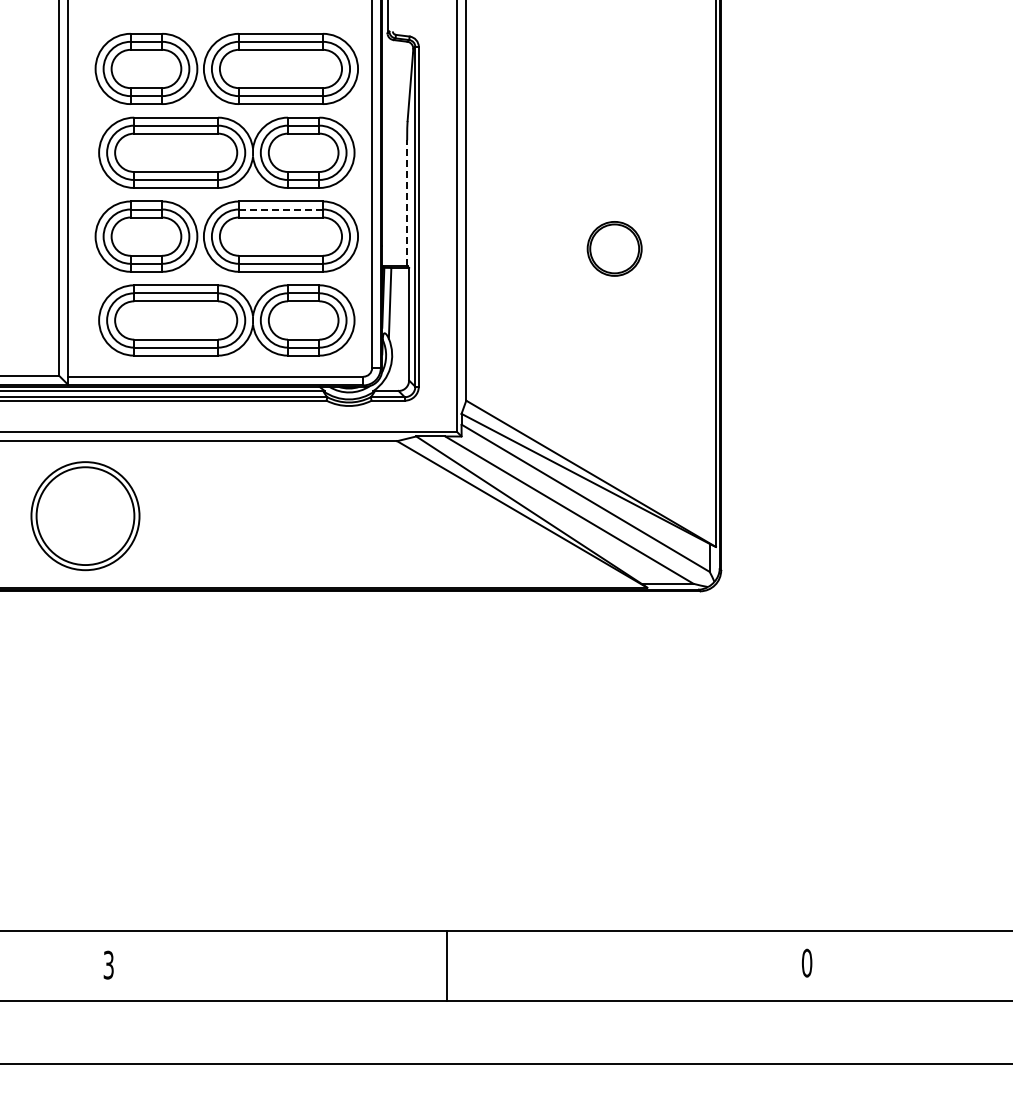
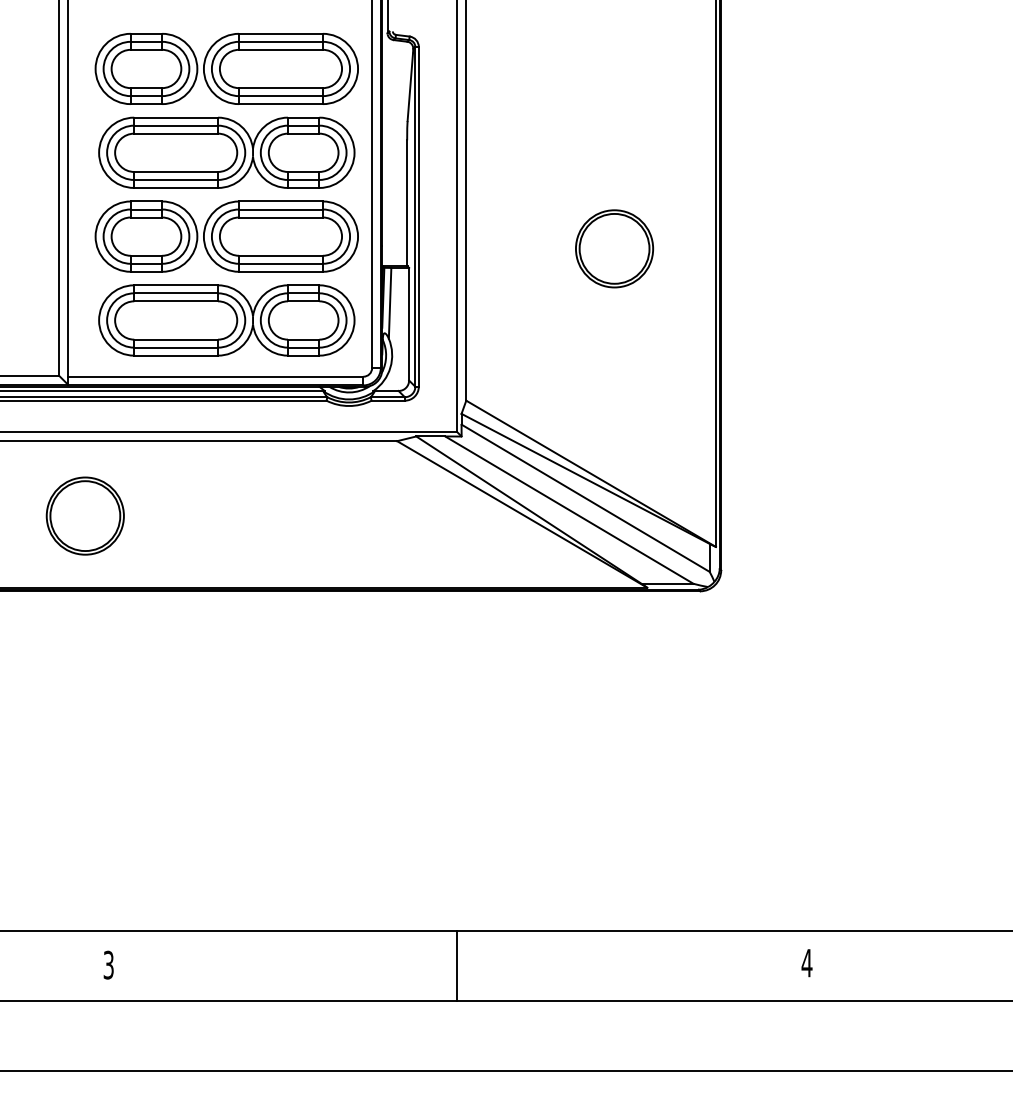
line: dashed -> solid (407, 202)
line: dashed -> solid (280, 209)
part size: 57x56 px -> 80x80 px (614, 248)
part size: 111x111 px -> 80x80 px (84, 515)
text: 0 -> 4 (806, 962)
line position: (447, 966) -> (457, 966) (457, 966)
line position: (505, 1063) -> (505, 1070) (505, 1070)
